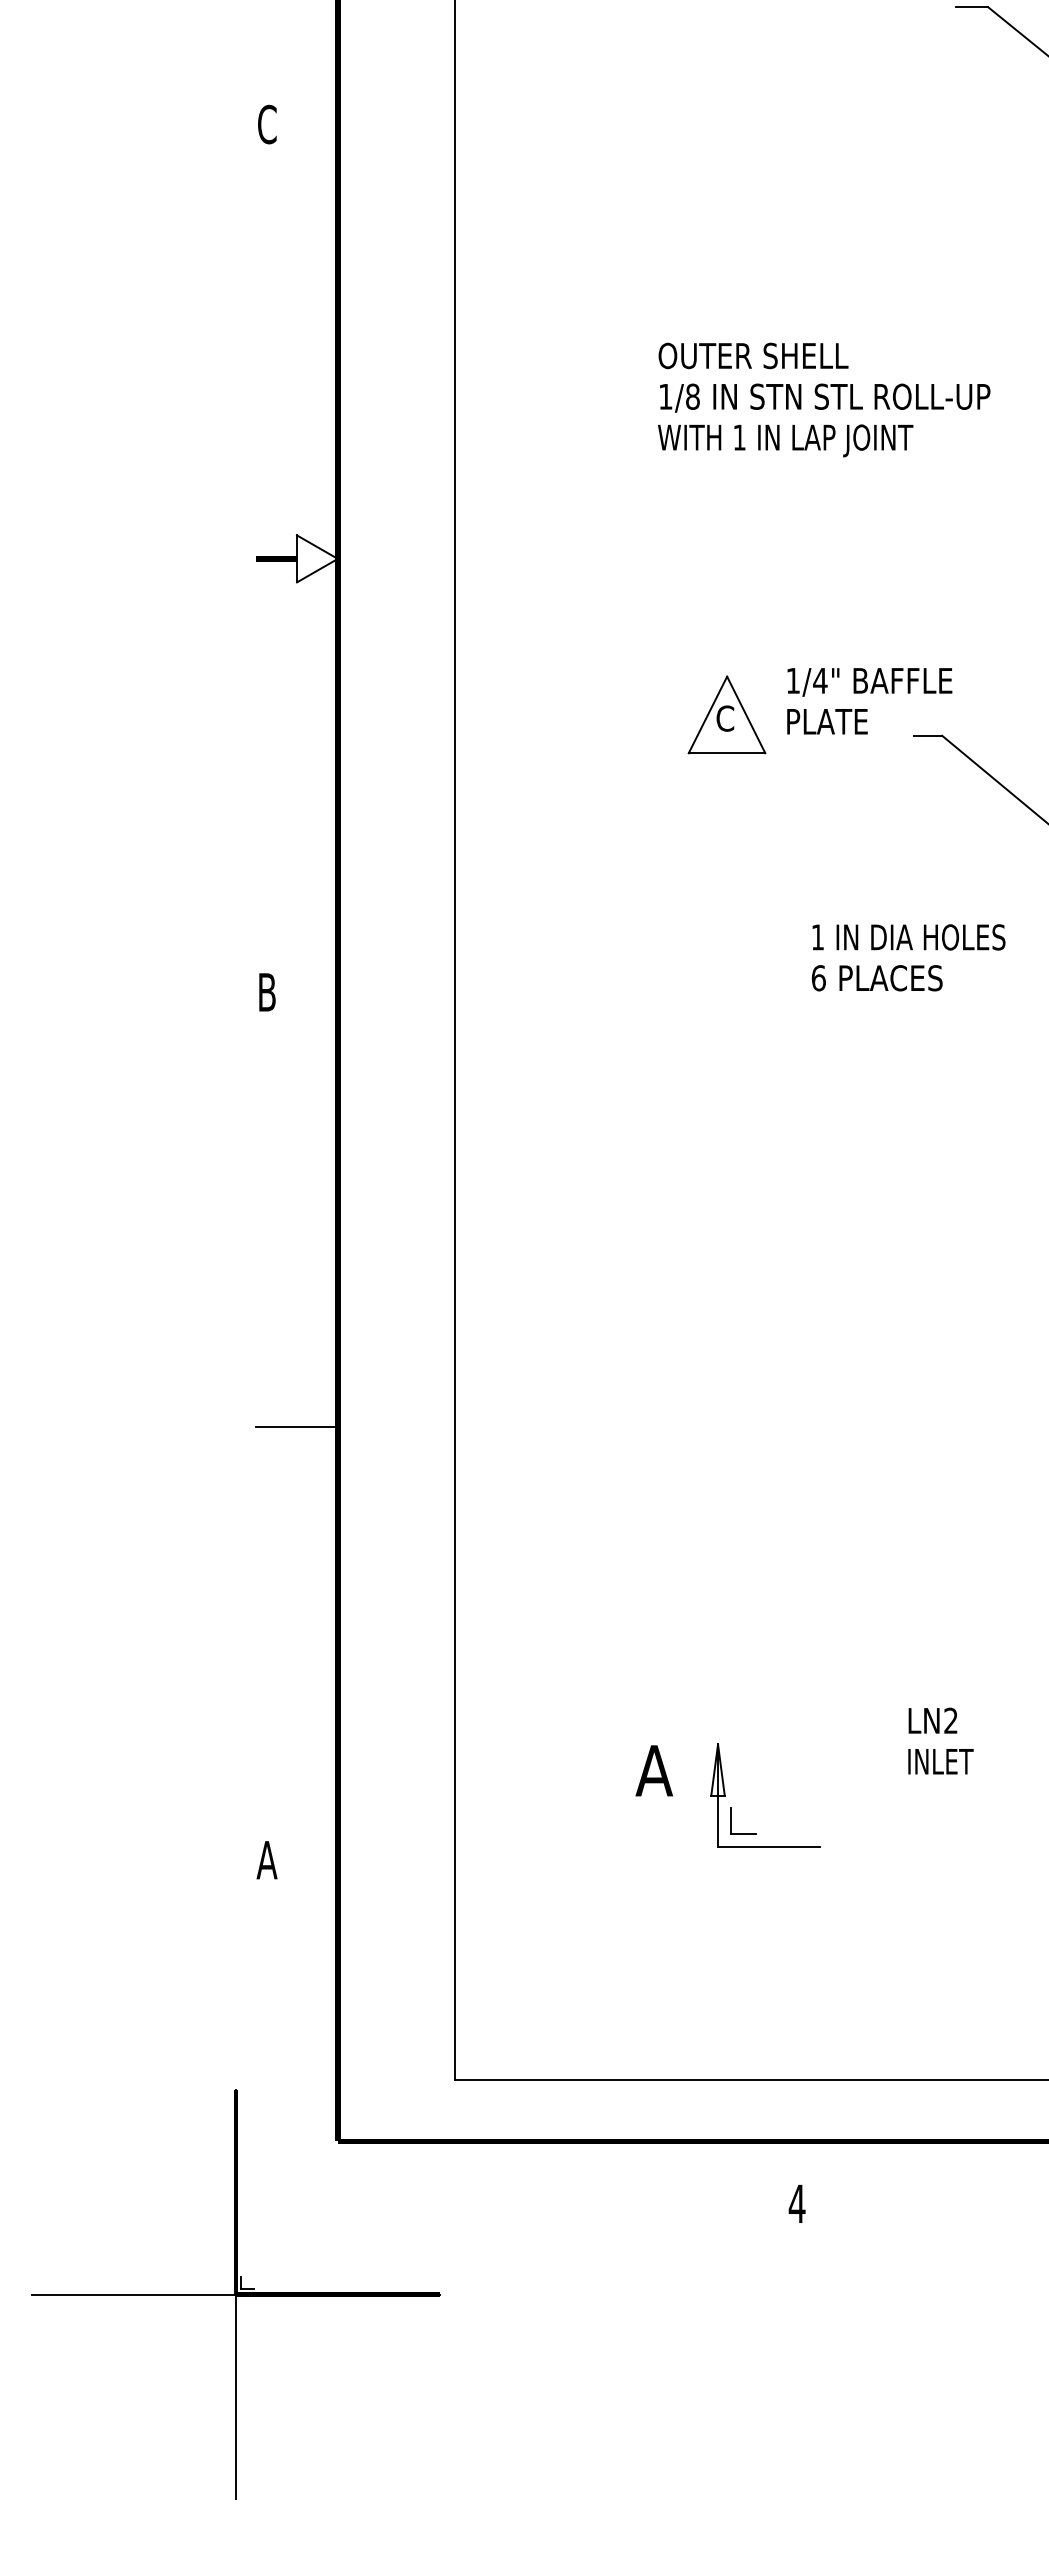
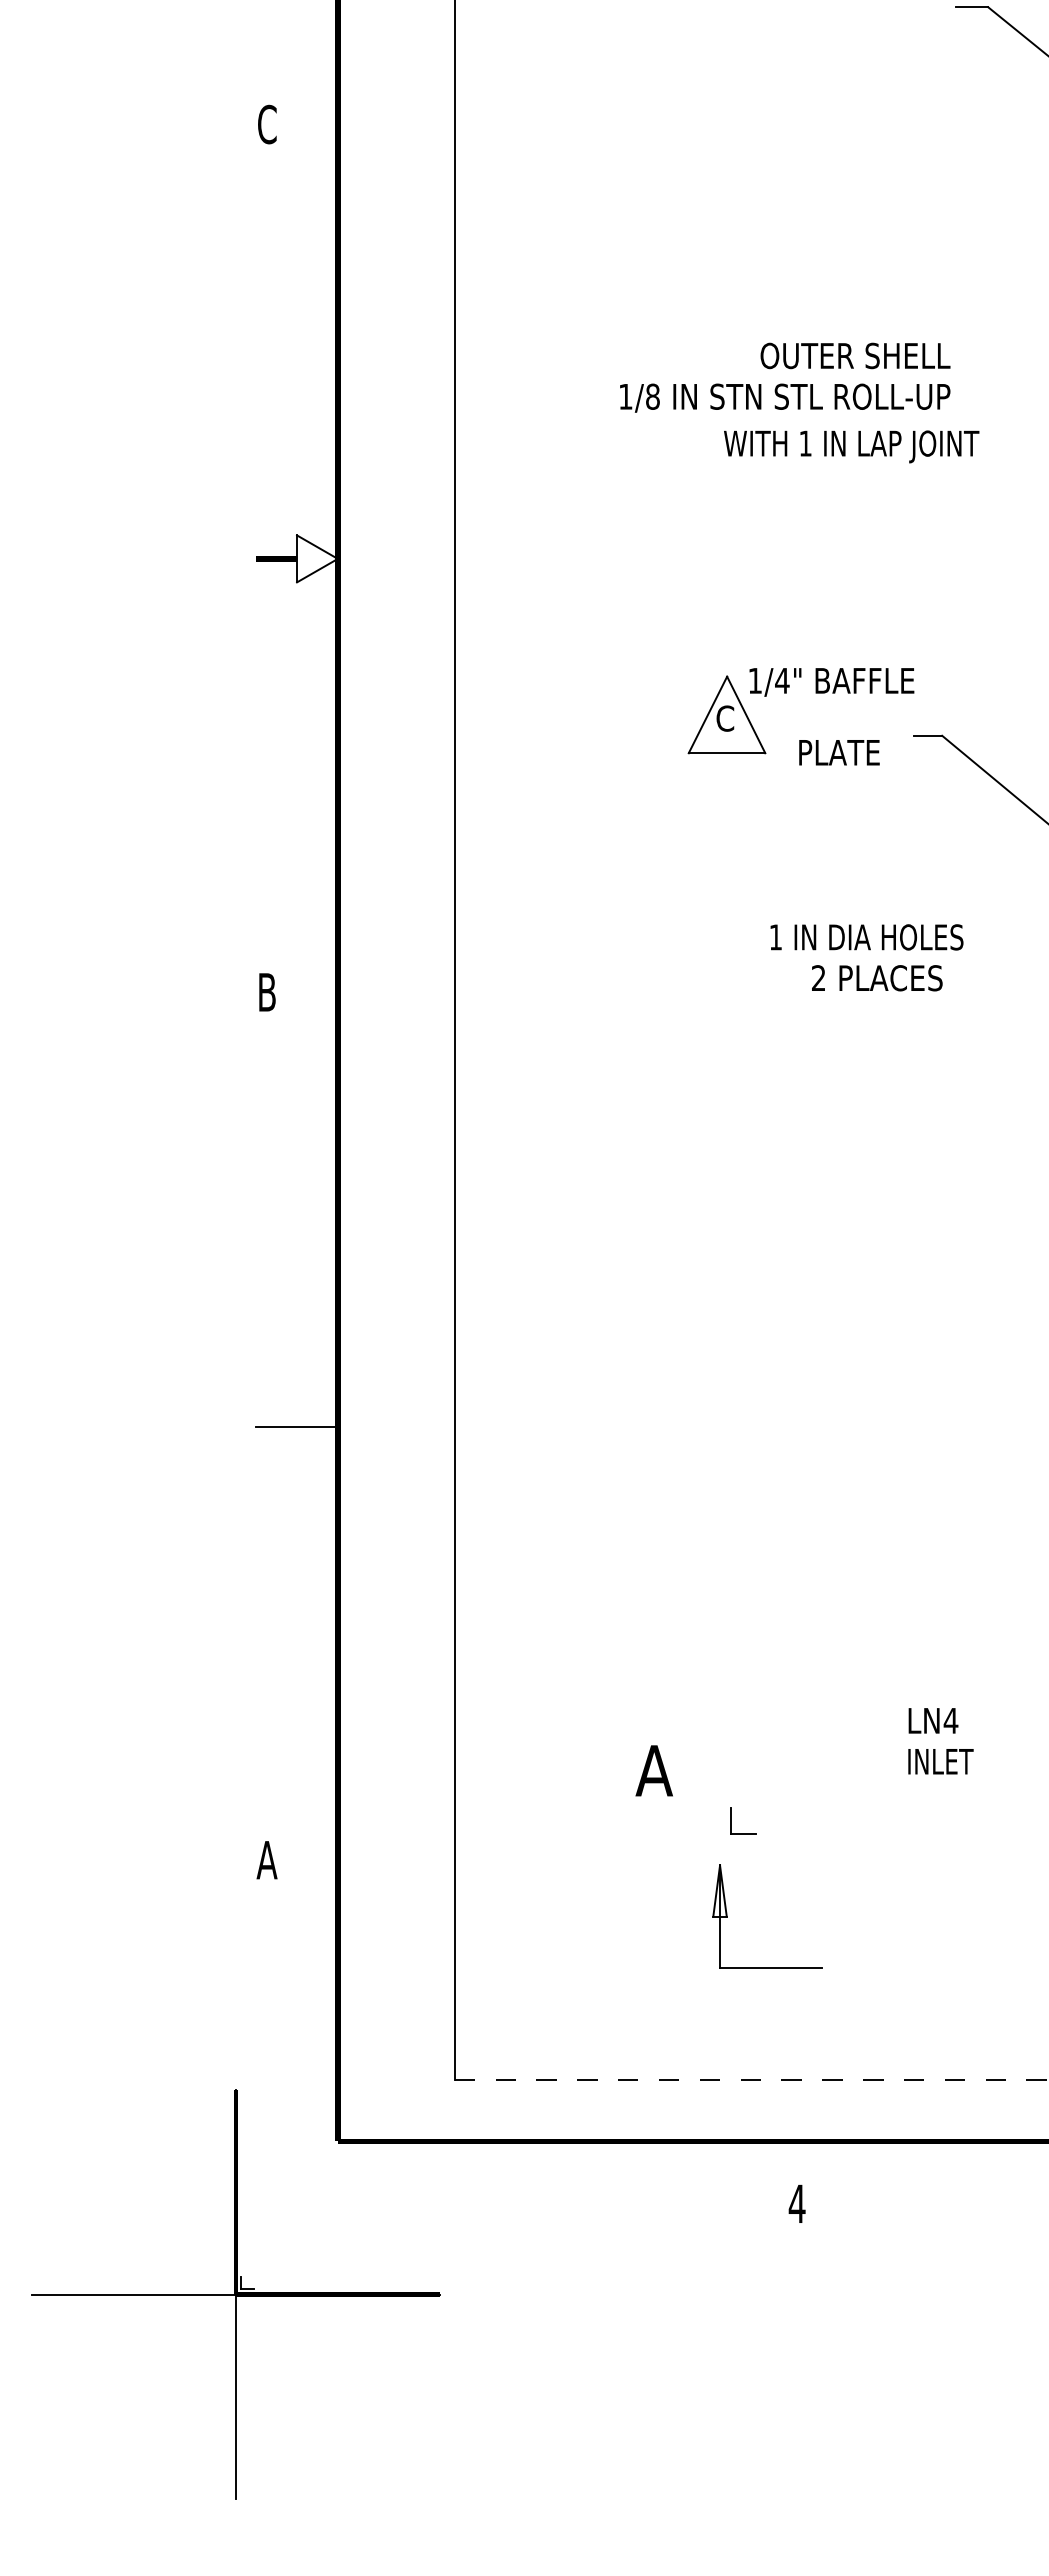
text position: (753, 355) -> (855, 355) (855, 355)
text position: (825, 397) -> (785, 397) (785, 397)
text position: (785, 440) -> (851, 446) (851, 446)
text position: (869, 682) -> (831, 682) (831, 682)
text position: (827, 721) -> (839, 752) (839, 752)
text position: (908, 937) -> (866, 937) (866, 937)
text: 6 -> 2 (818, 978)
text: LN2 -> LN4 (950, 1720)
part position: (725, 1795) -> (727, 1916) (727, 1916)
line: solid -> dashed (751, 2080)
